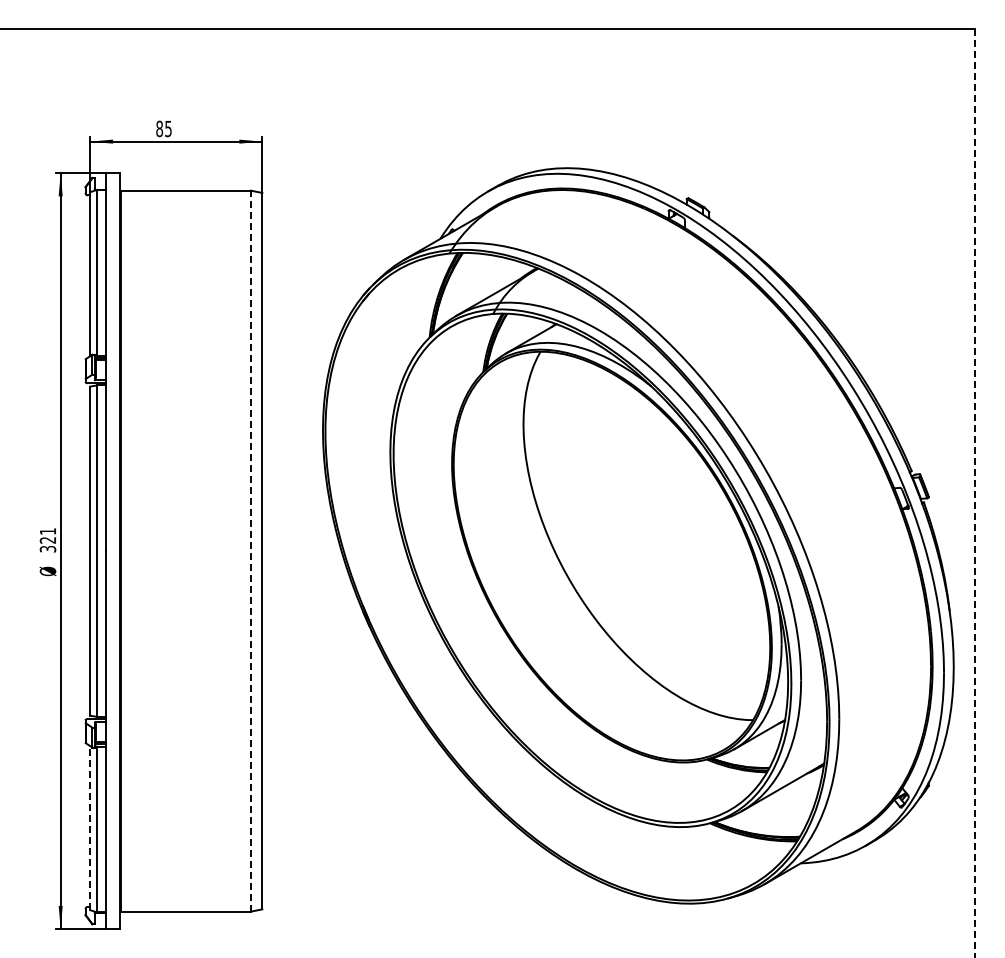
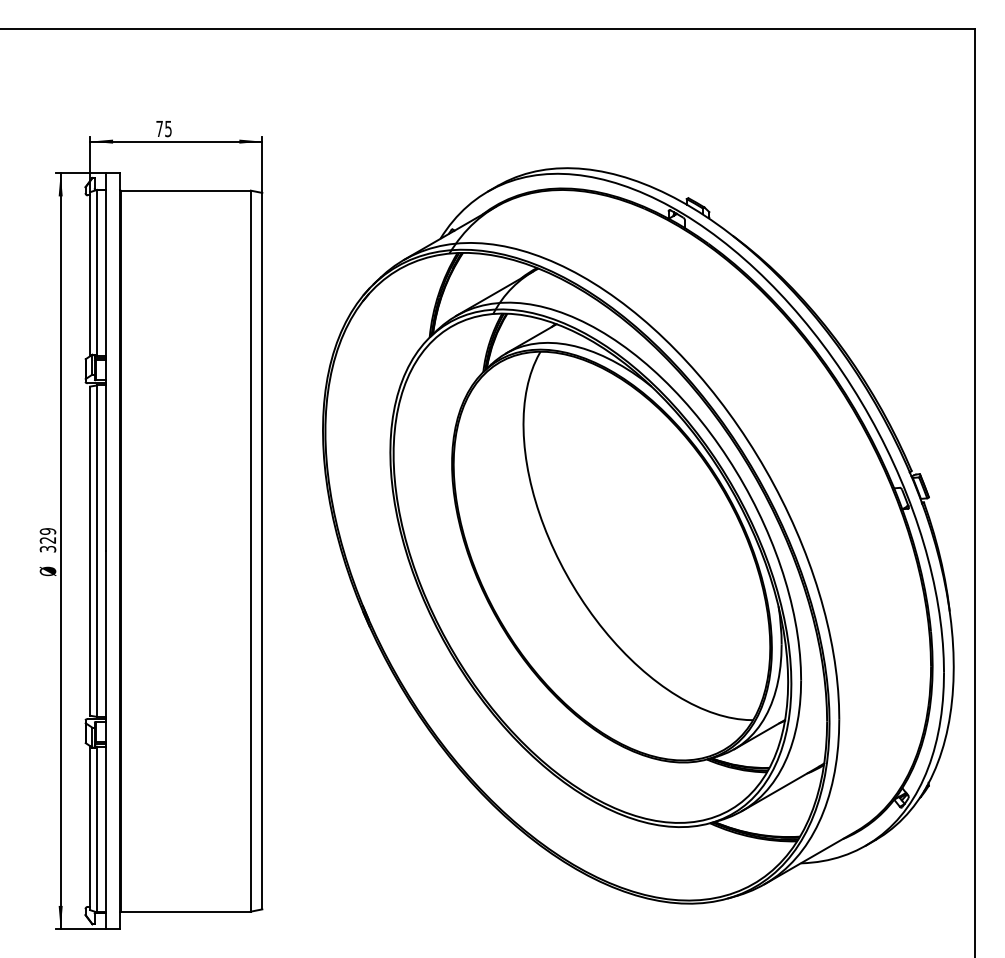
text: 85 -> 75 (159, 128)
line: dashed -> solid (974, 493)
text: 321 -> 329 (47, 531)
line: dashed -> solid (250, 551)
line: dashed -> solid (90, 827)
